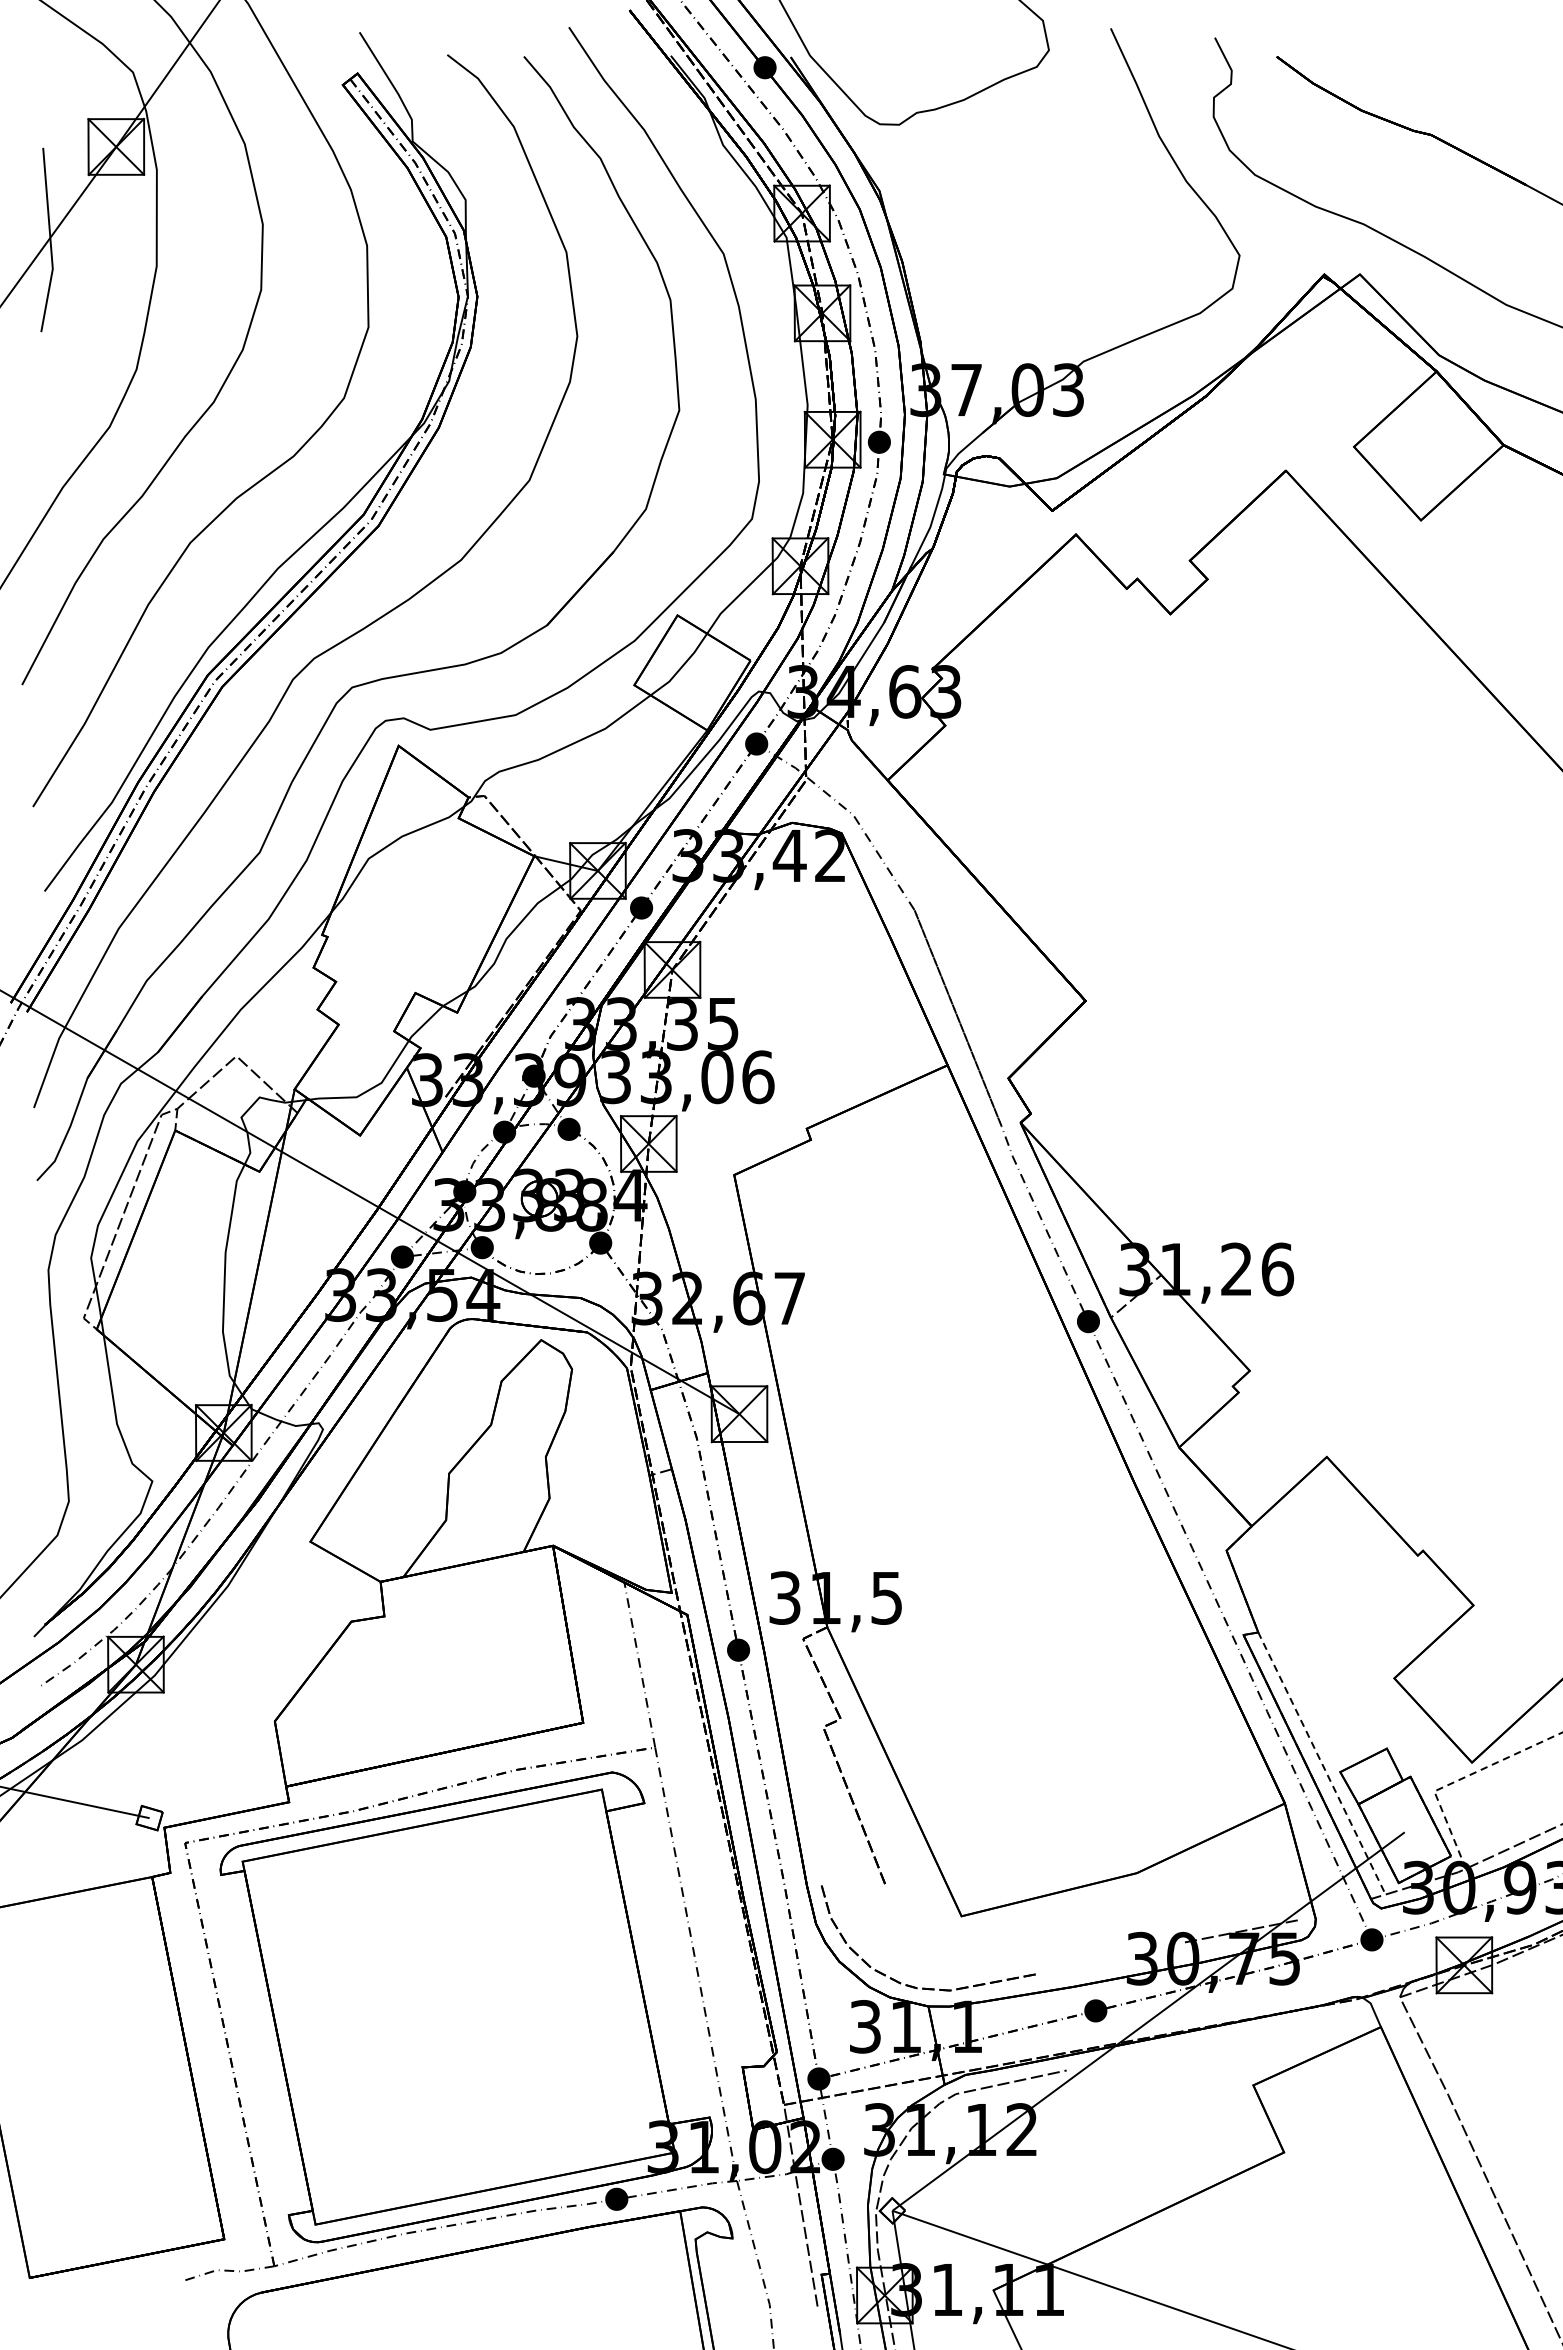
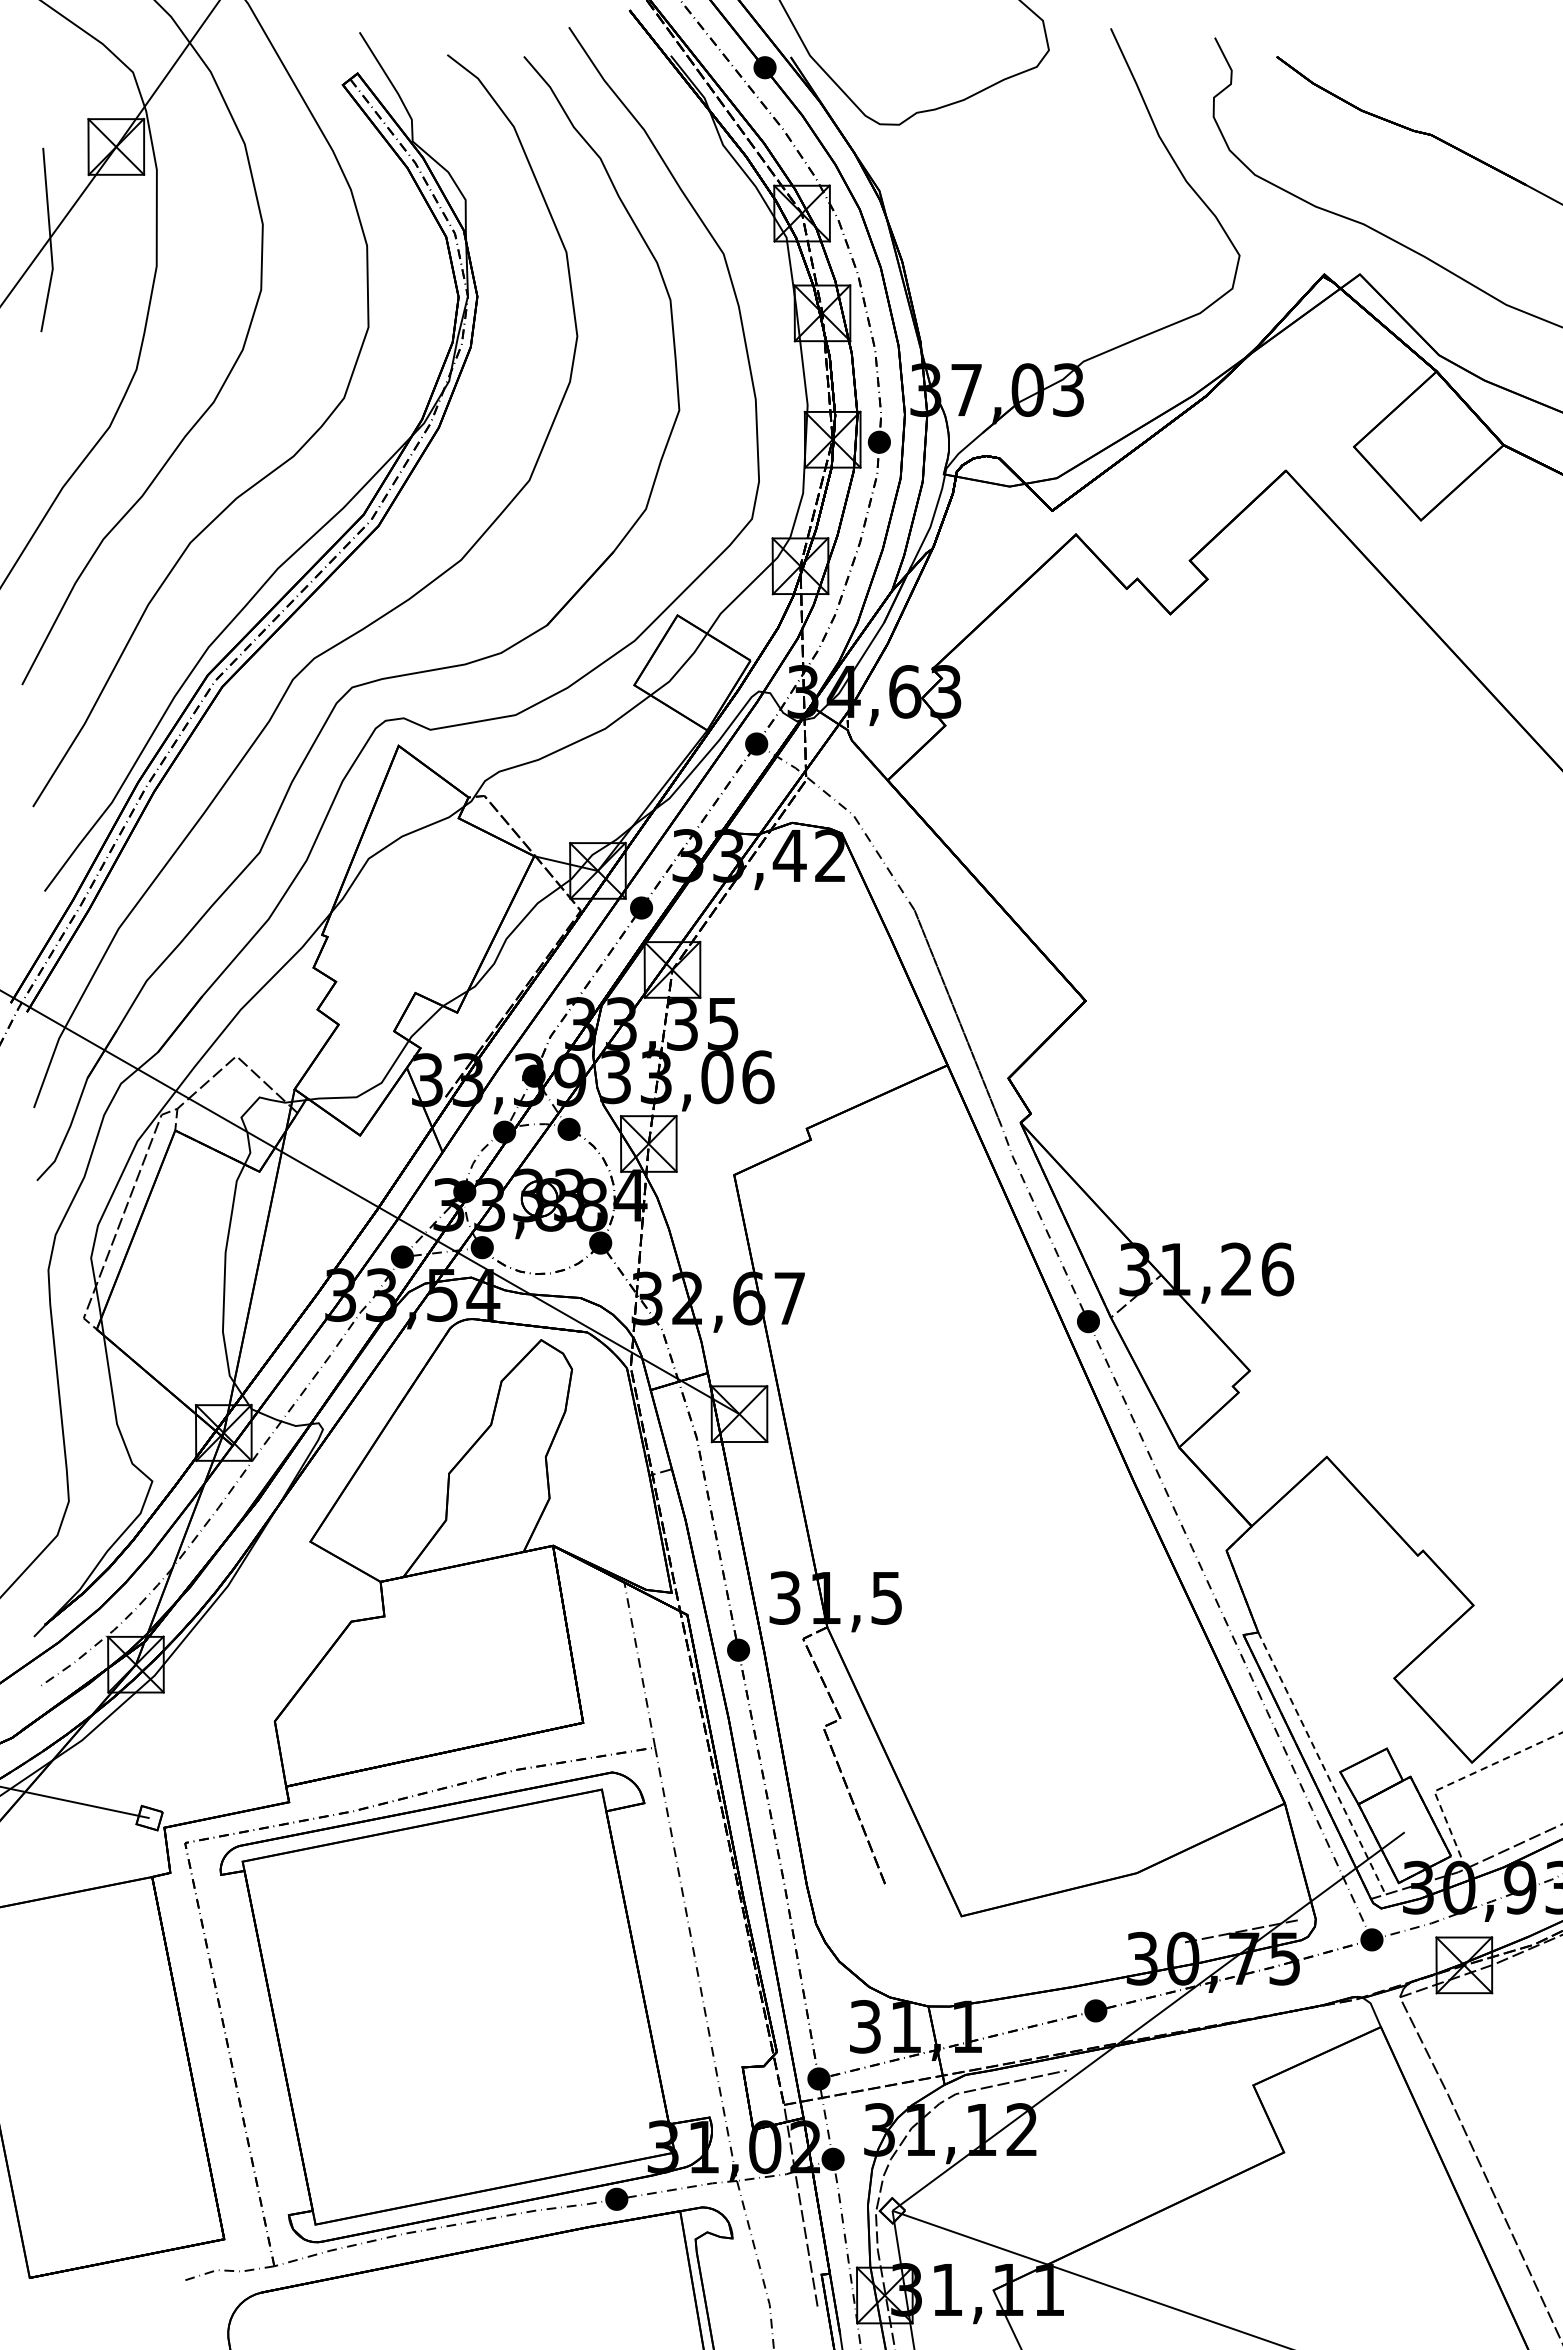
part: present -> none (925, 1987)
